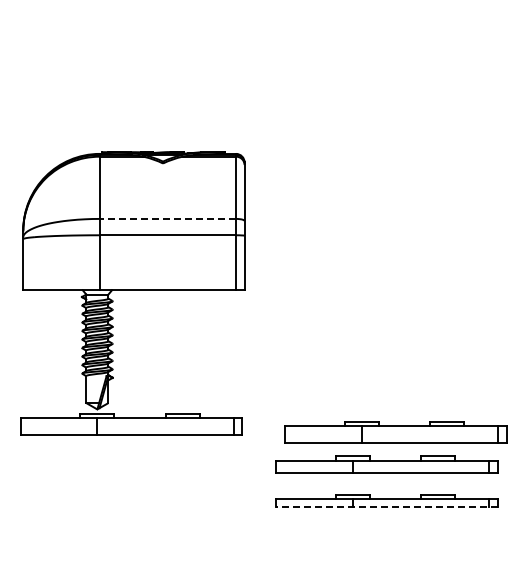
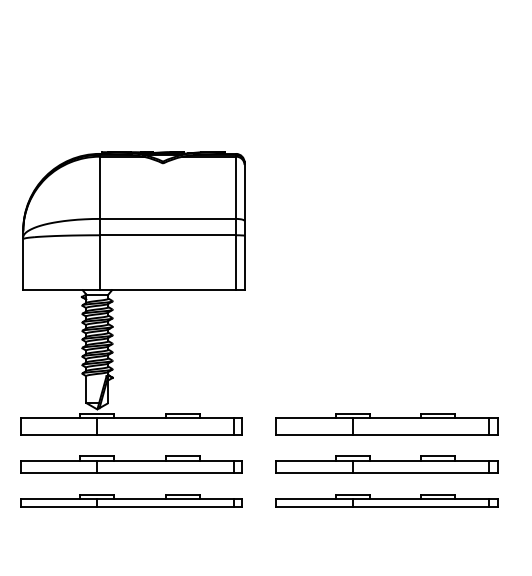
line: dashed -> solid (167, 218)
part position: (395, 432) -> (386, 424) (386, 424)
part: none -> present (131, 464)
part: none -> present (131, 500)
line: dashed -> solid (386, 507)
